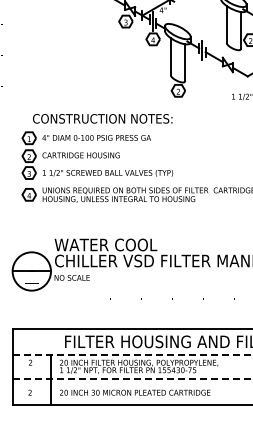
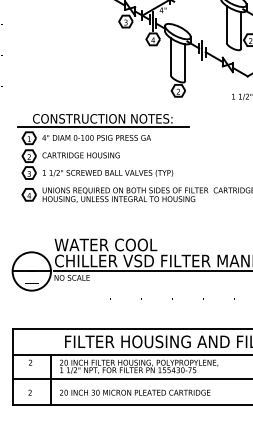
line: none -> present (103, 127)
line: none -> present (151, 271)
line: dashed -> solid (133, 354)
line: dashed -> solid (133, 379)
